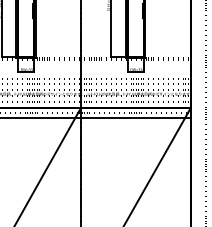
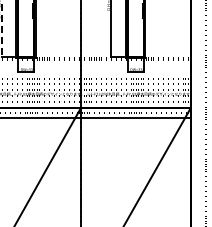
line: solid -> dashed (1, 28)
